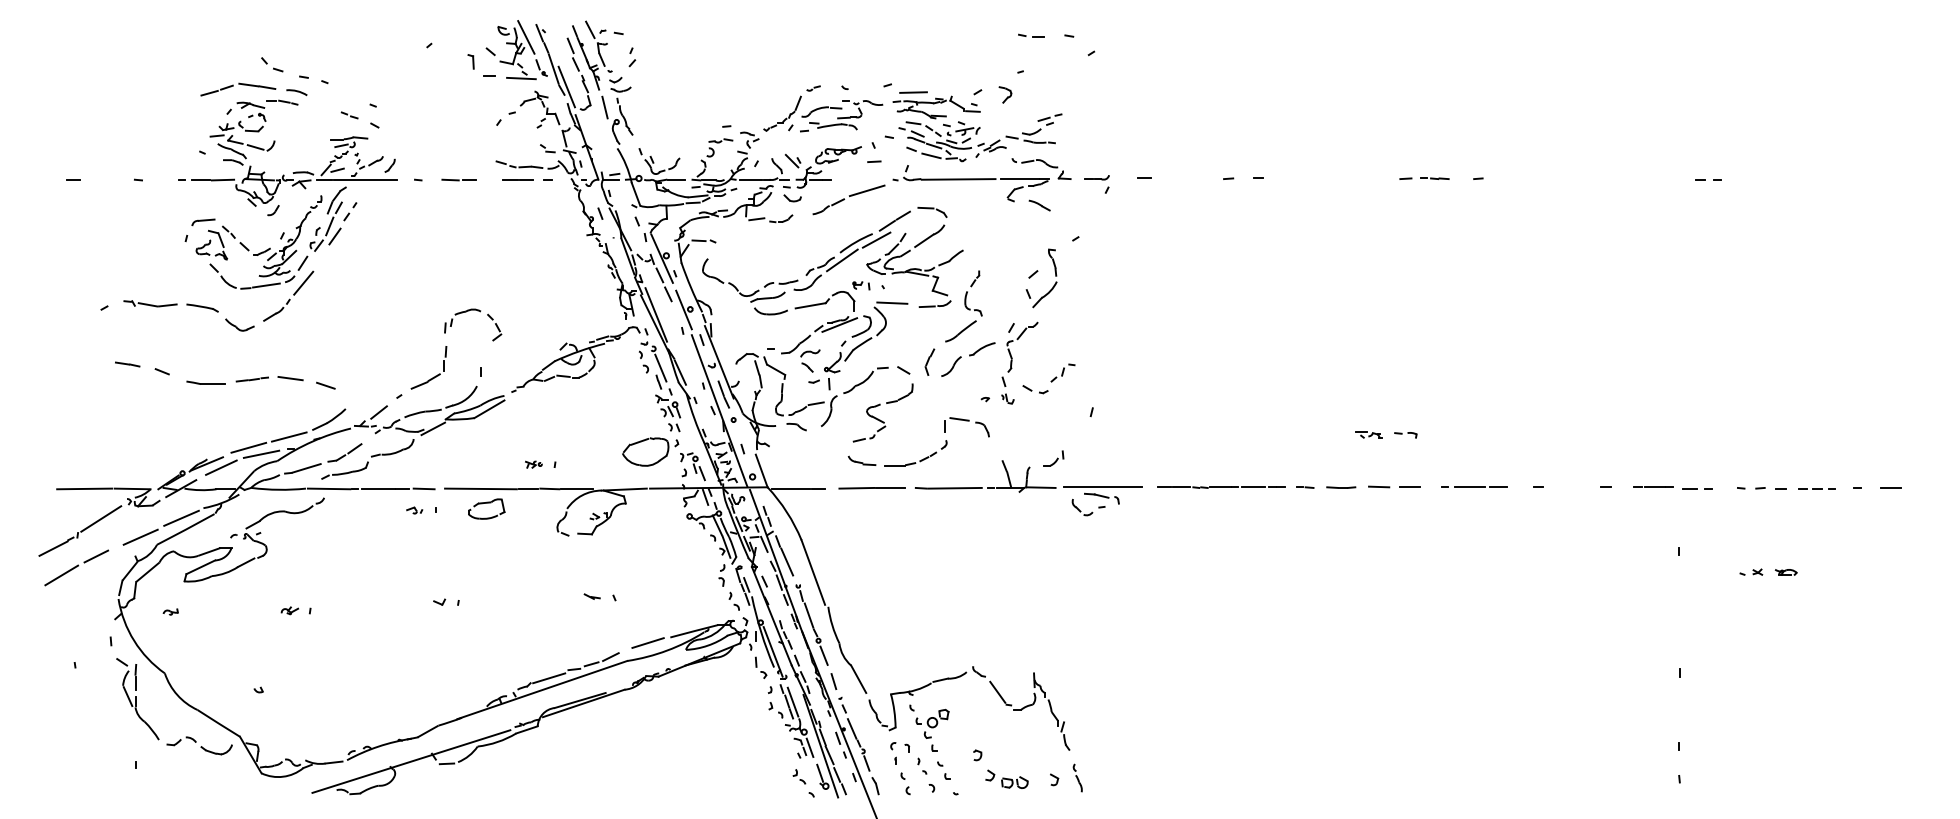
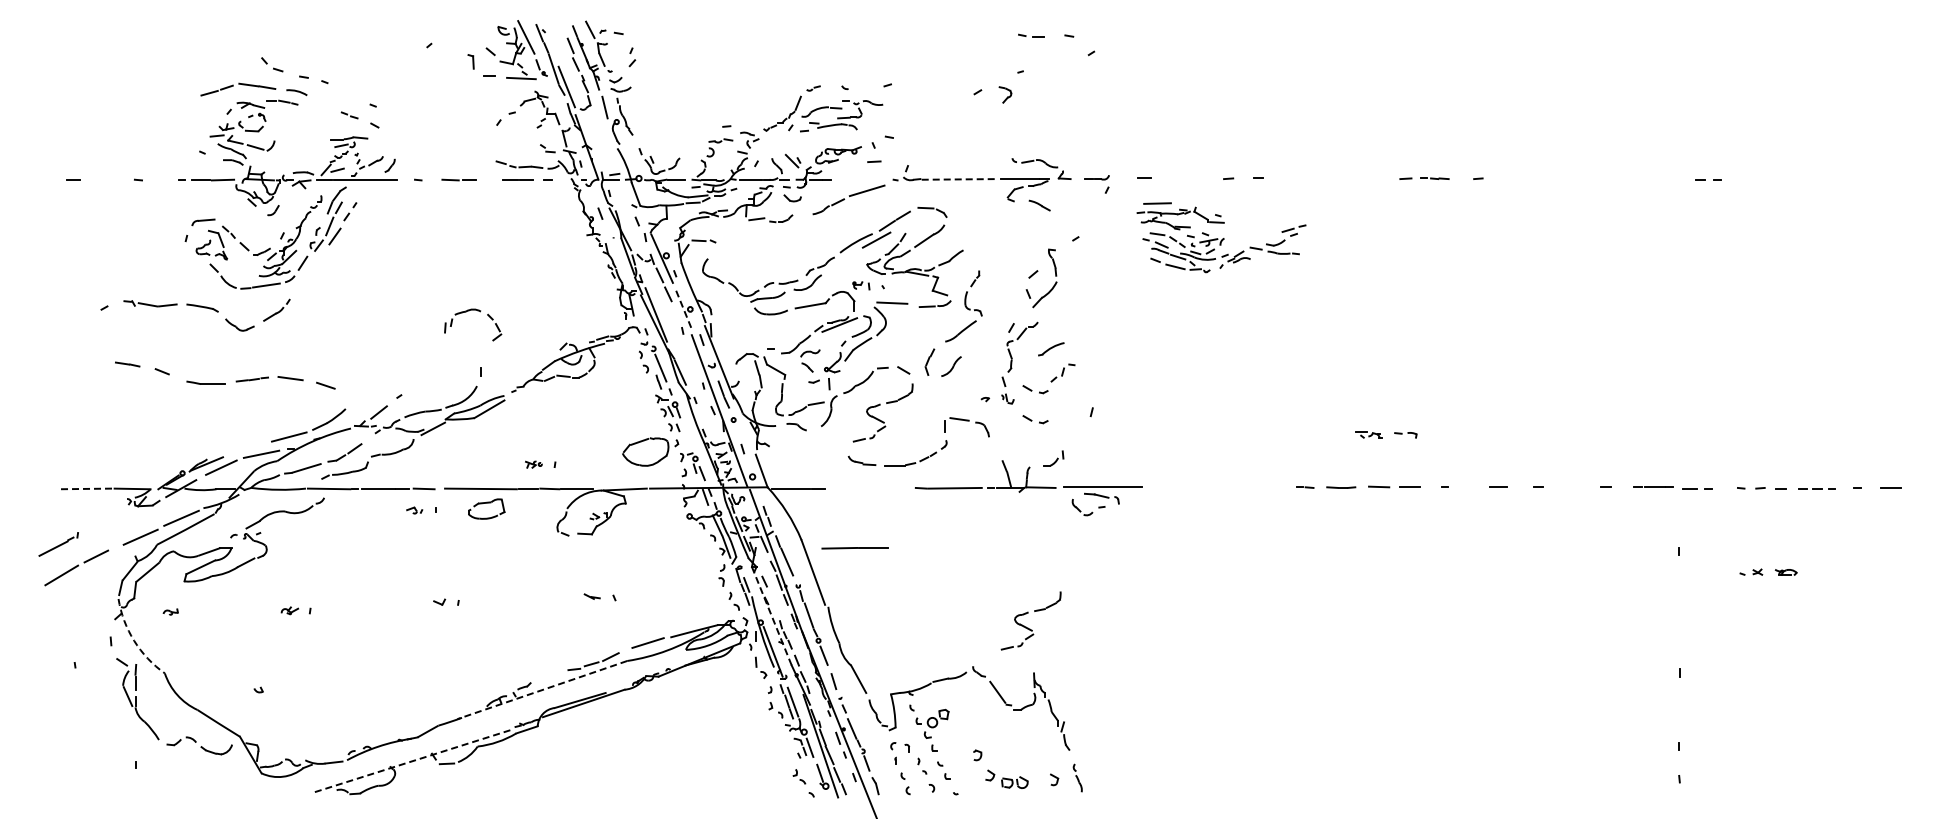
part position: (977, 126) -> (1221, 237) (1221, 237)
line: solid -> dashed (958, 179)
line: present -> none (842, 260)
line: present -> none (303, 282)
line: solid -> dashed (684, 310)
part position: (982, 349) -> (1051, 349) (1051, 349)
part: present -> none (435, 375)
part: none -> present (1035, 419)
line: present -> none (248, 447)
line: present -> none (1221, 487)
line: present -> none (1469, 487)
line: solid -> dashed (84, 488)
line position: (871, 488) -> (854, 548) (854, 548)
line: present -> none (101, 518)
part: none -> present (1026, 614)
line: solid -> dashed (772, 616)
arc: solid -> dashed (134, 640)
line: present -> none (549, 678)
line: solid -> dashed (542, 690)
line: solid -> dashed (411, 761)
